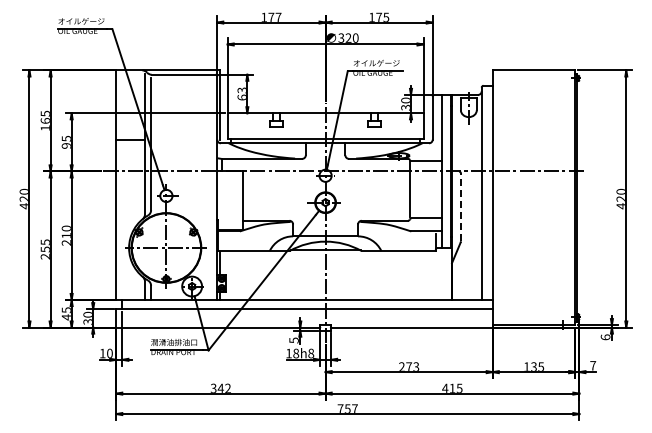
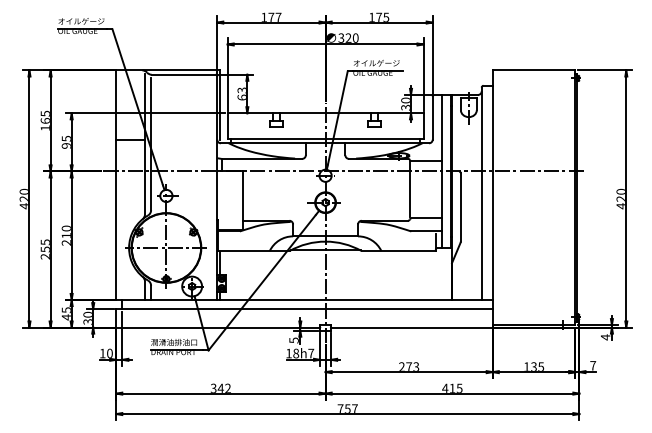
line: dashed -> solid (460, 207)
text: 6 -> 4 (605, 337)
text: 18h8 -> 18h7 (311, 353)
